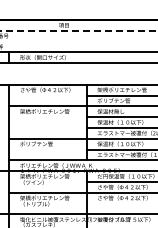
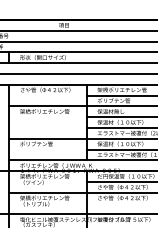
line: dashed -> solid (78, 30)
line: none -> present (78, 41)
line: none -> present (78, 74)
